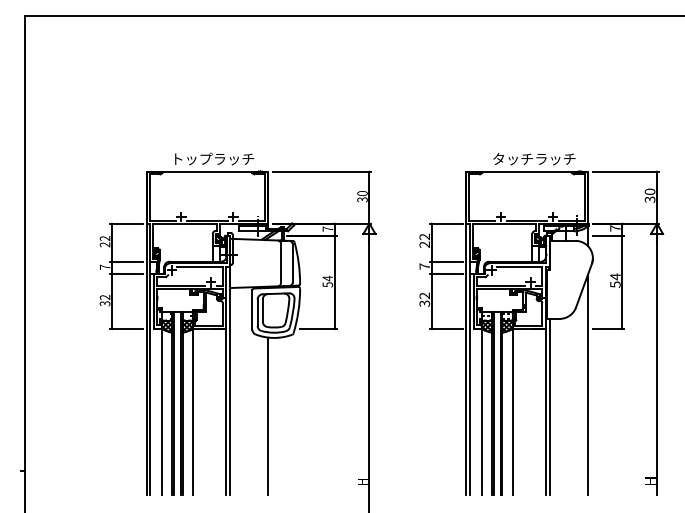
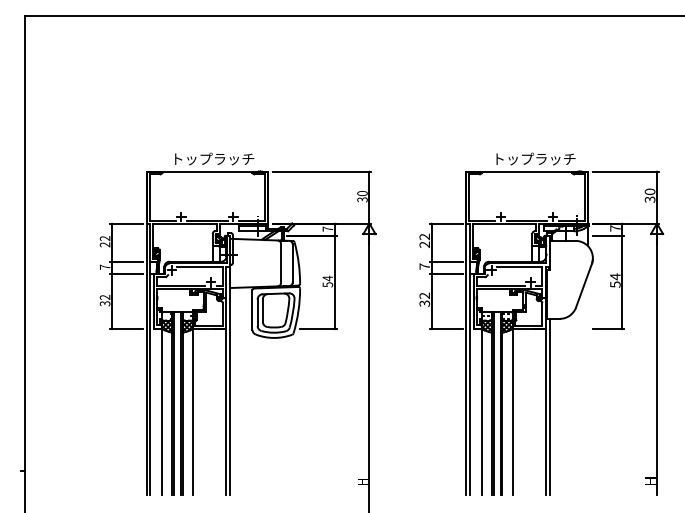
text: タッチラッチ -> トップラッチ (513, 158)
line: present -> none (587, 384)
line: present -> none (268, 415)
